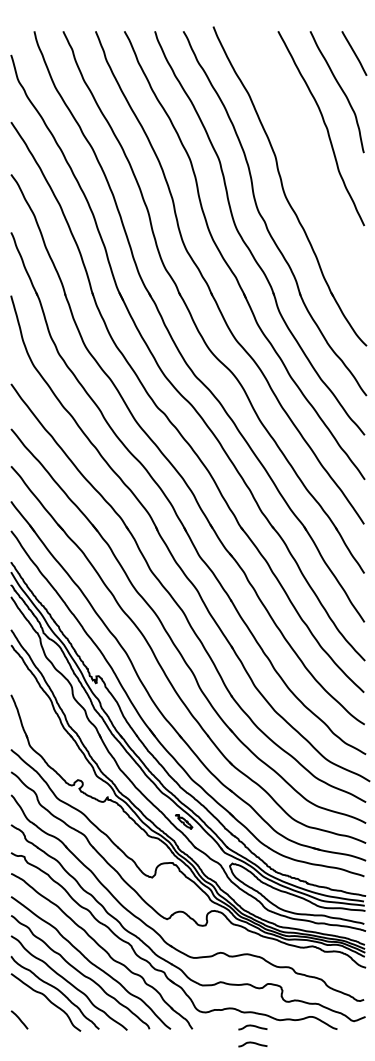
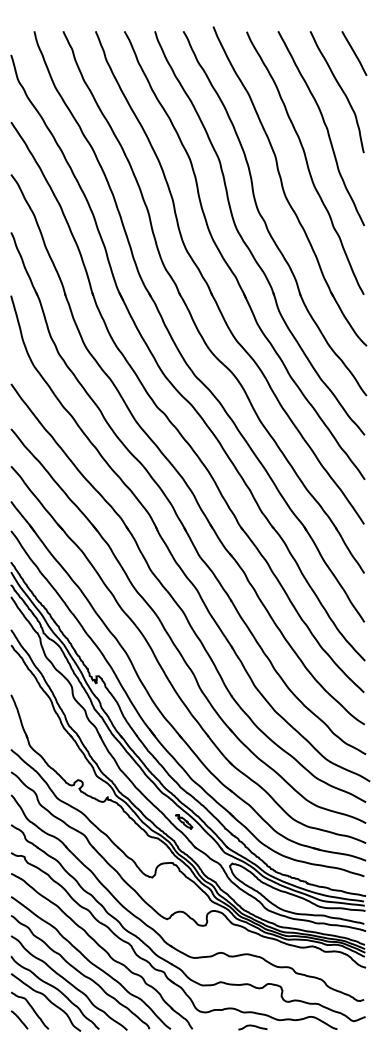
curve: none -> present (305, 161)
curve: none -> present (32, 1010)
curve: present -> none (252, 1043)
